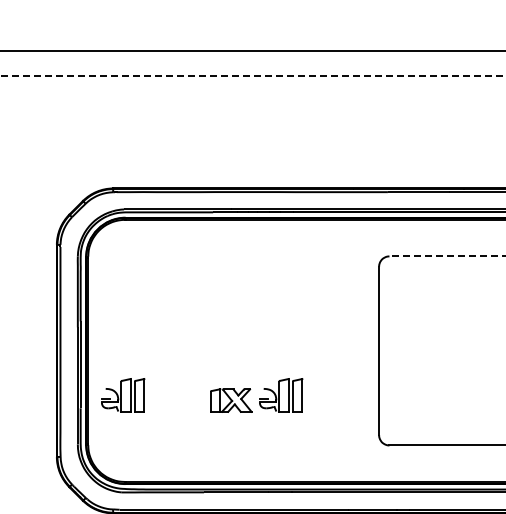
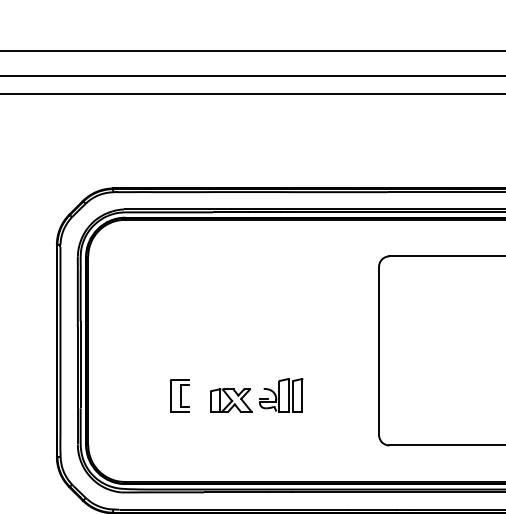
line: dashed -> solid (253, 76)
line: none -> present (252, 93)
line: dashed -> solid (447, 256)
part: present -> none (123, 395)
part: none -> present (179, 395)
